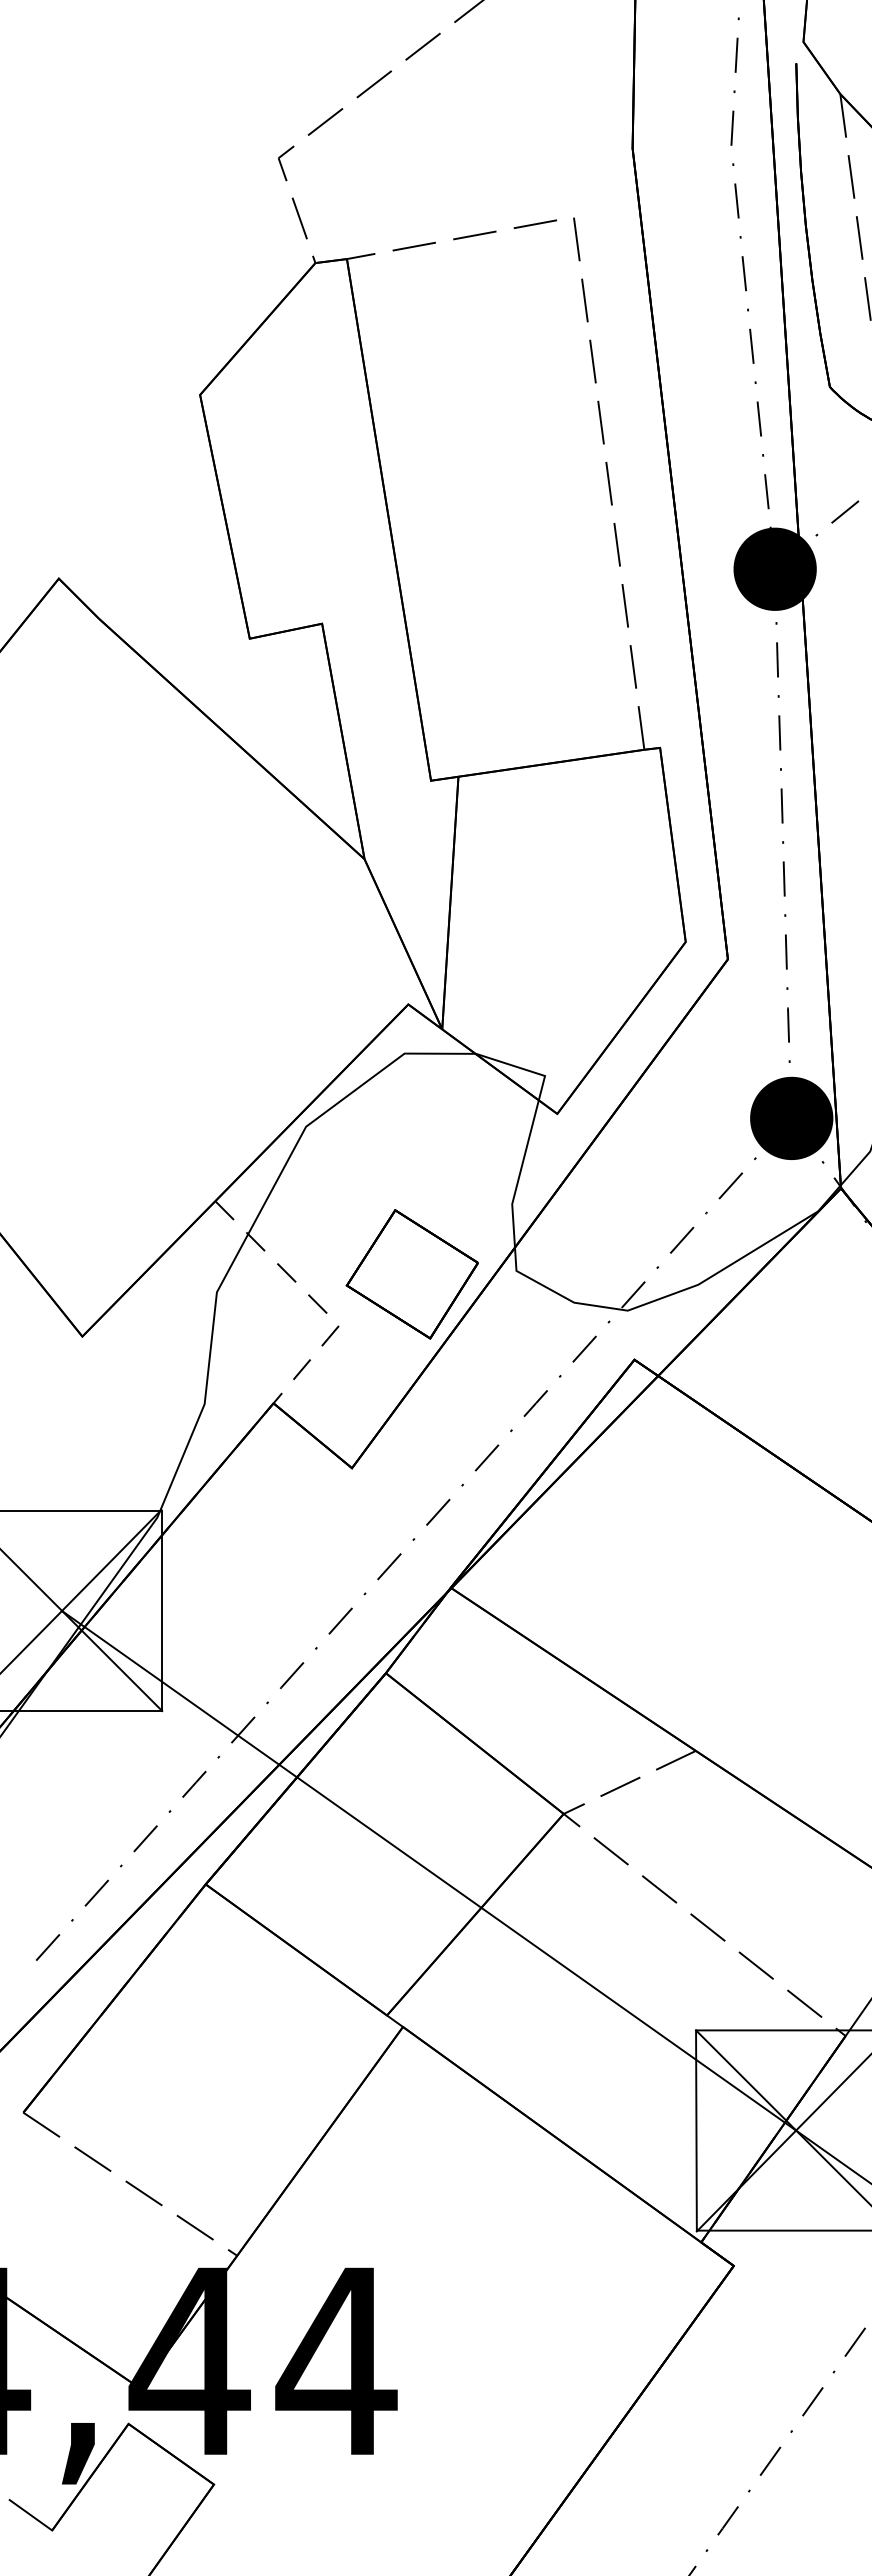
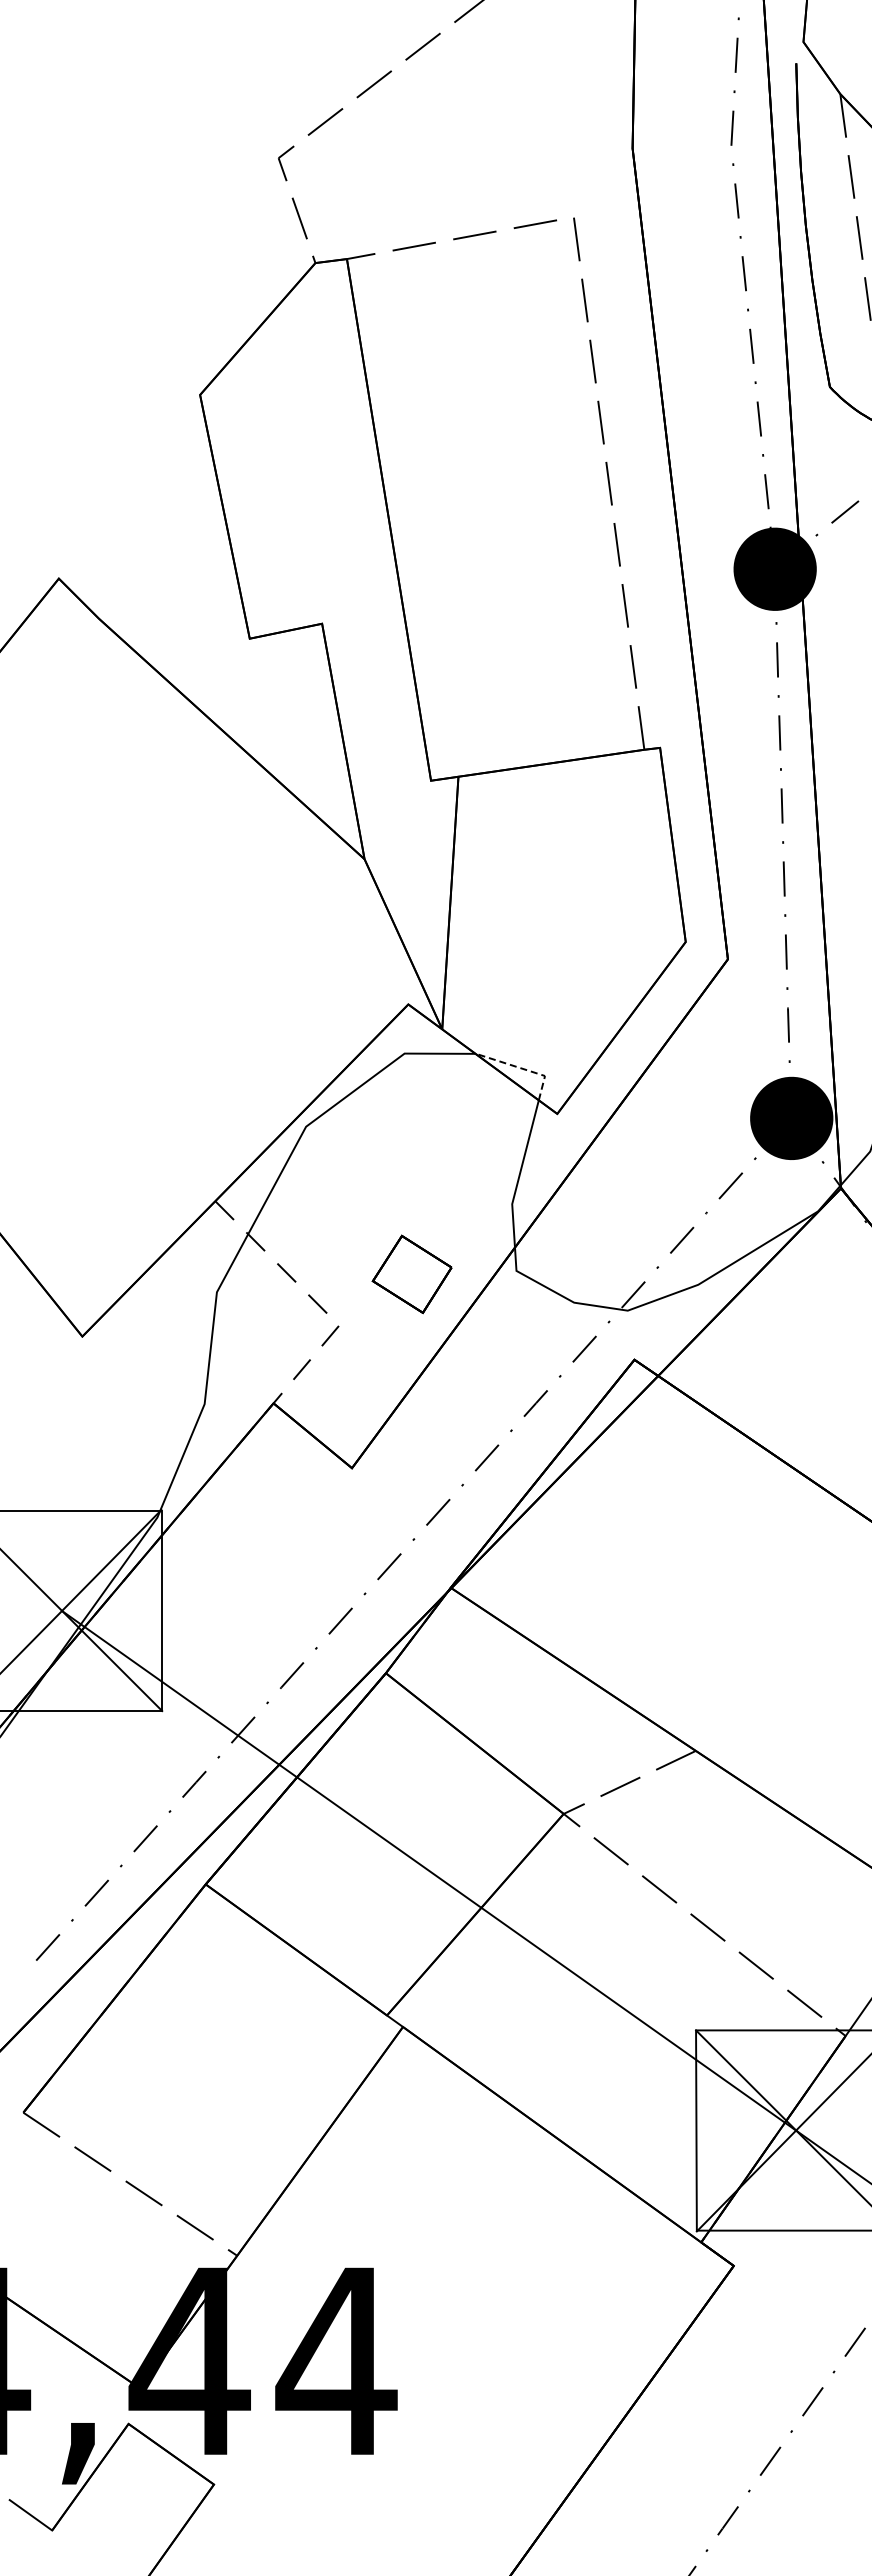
line: solid -> dashed (522, 1068)
part size: 134x131 px -> 82x81 px (411, 1274)
